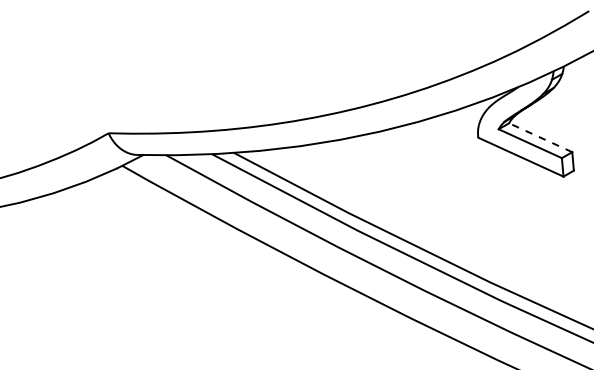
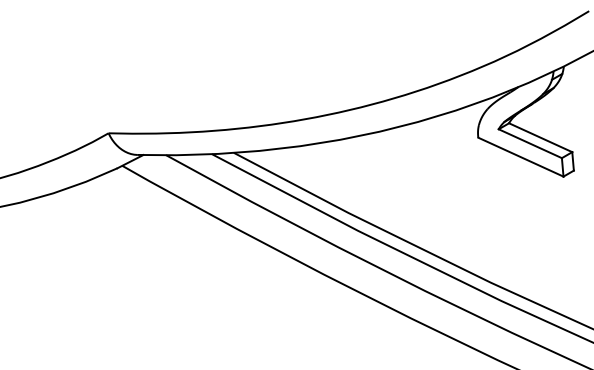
line: dashed -> solid (540, 137)
